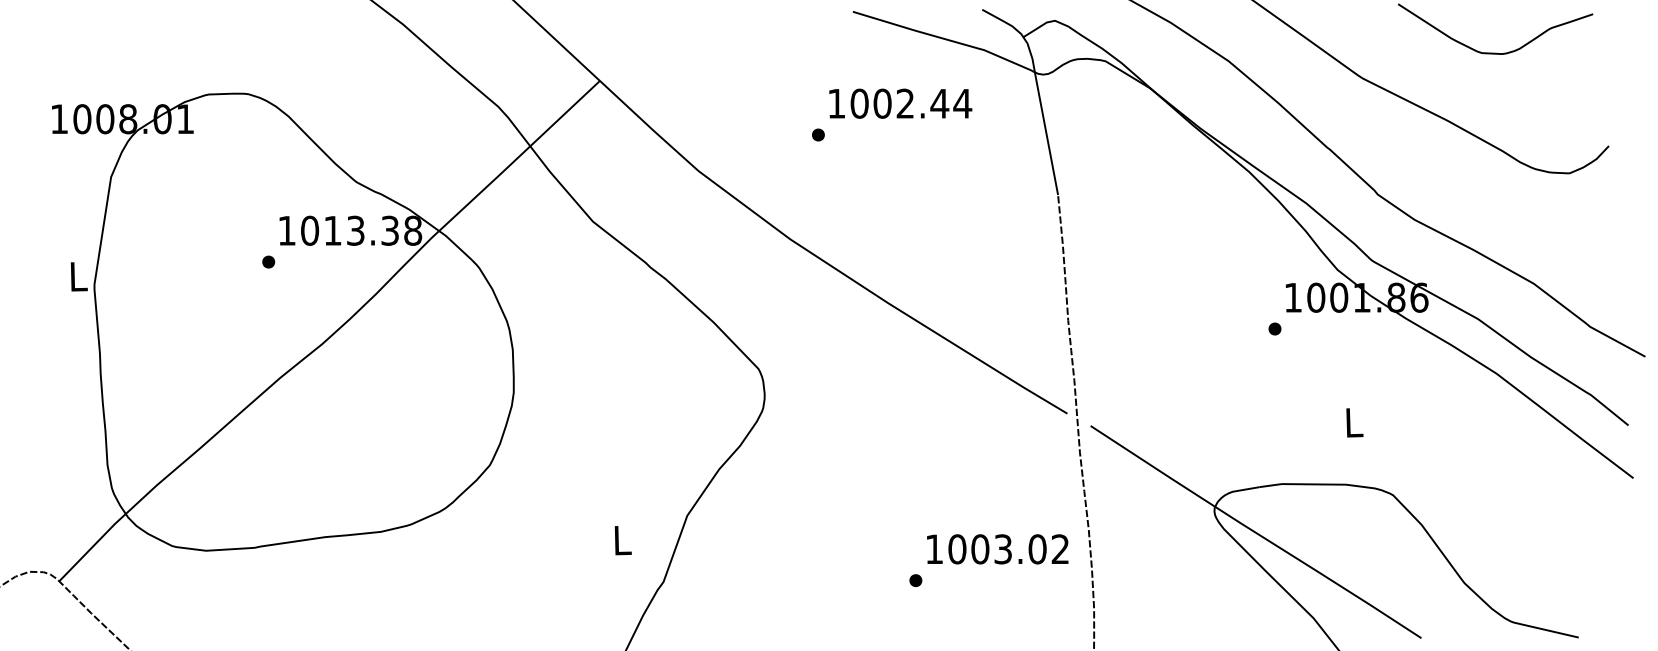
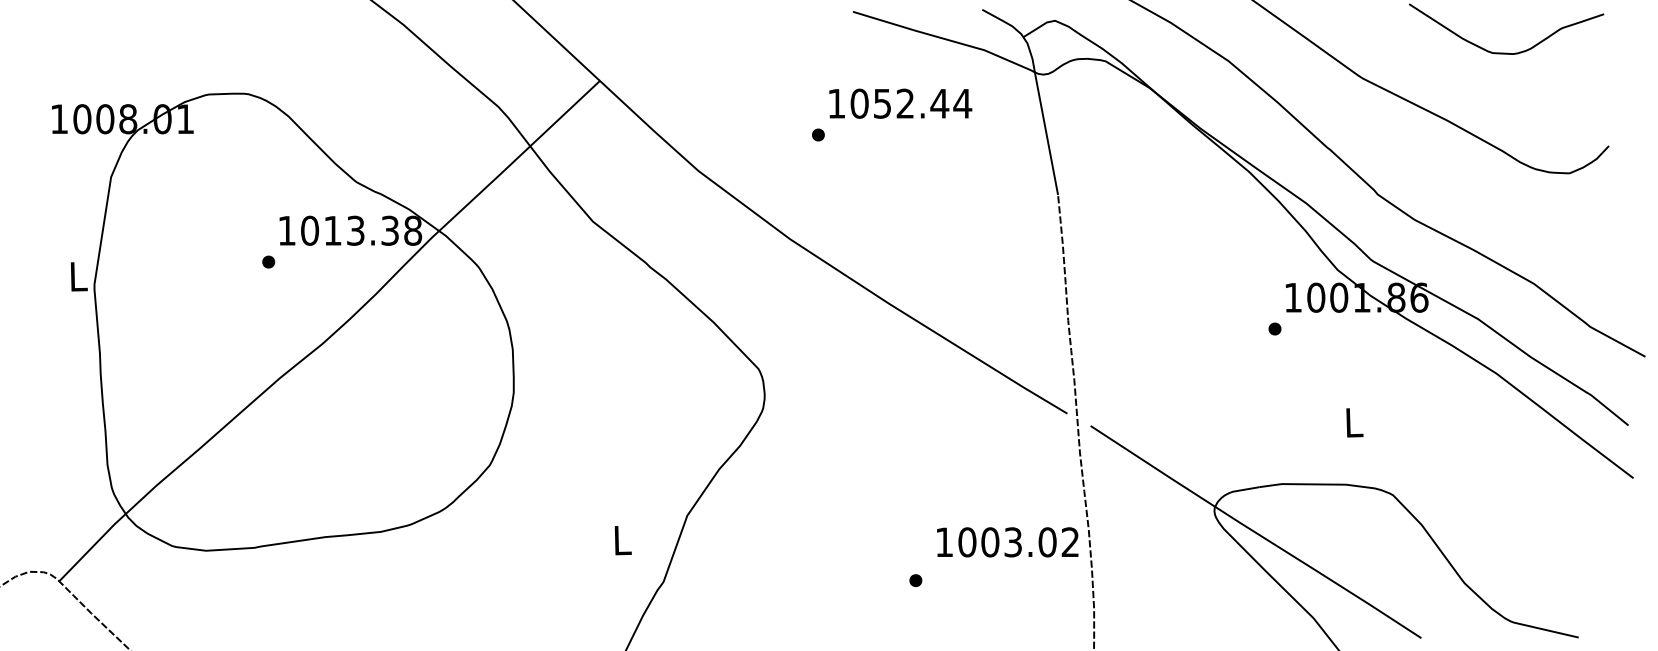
curve position: (1495, 52) -> (1506, 52) (1506, 52)
text: 1002.44 -> 1052.44 (882, 103)
text position: (997, 549) -> (1007, 542) (1007, 542)
